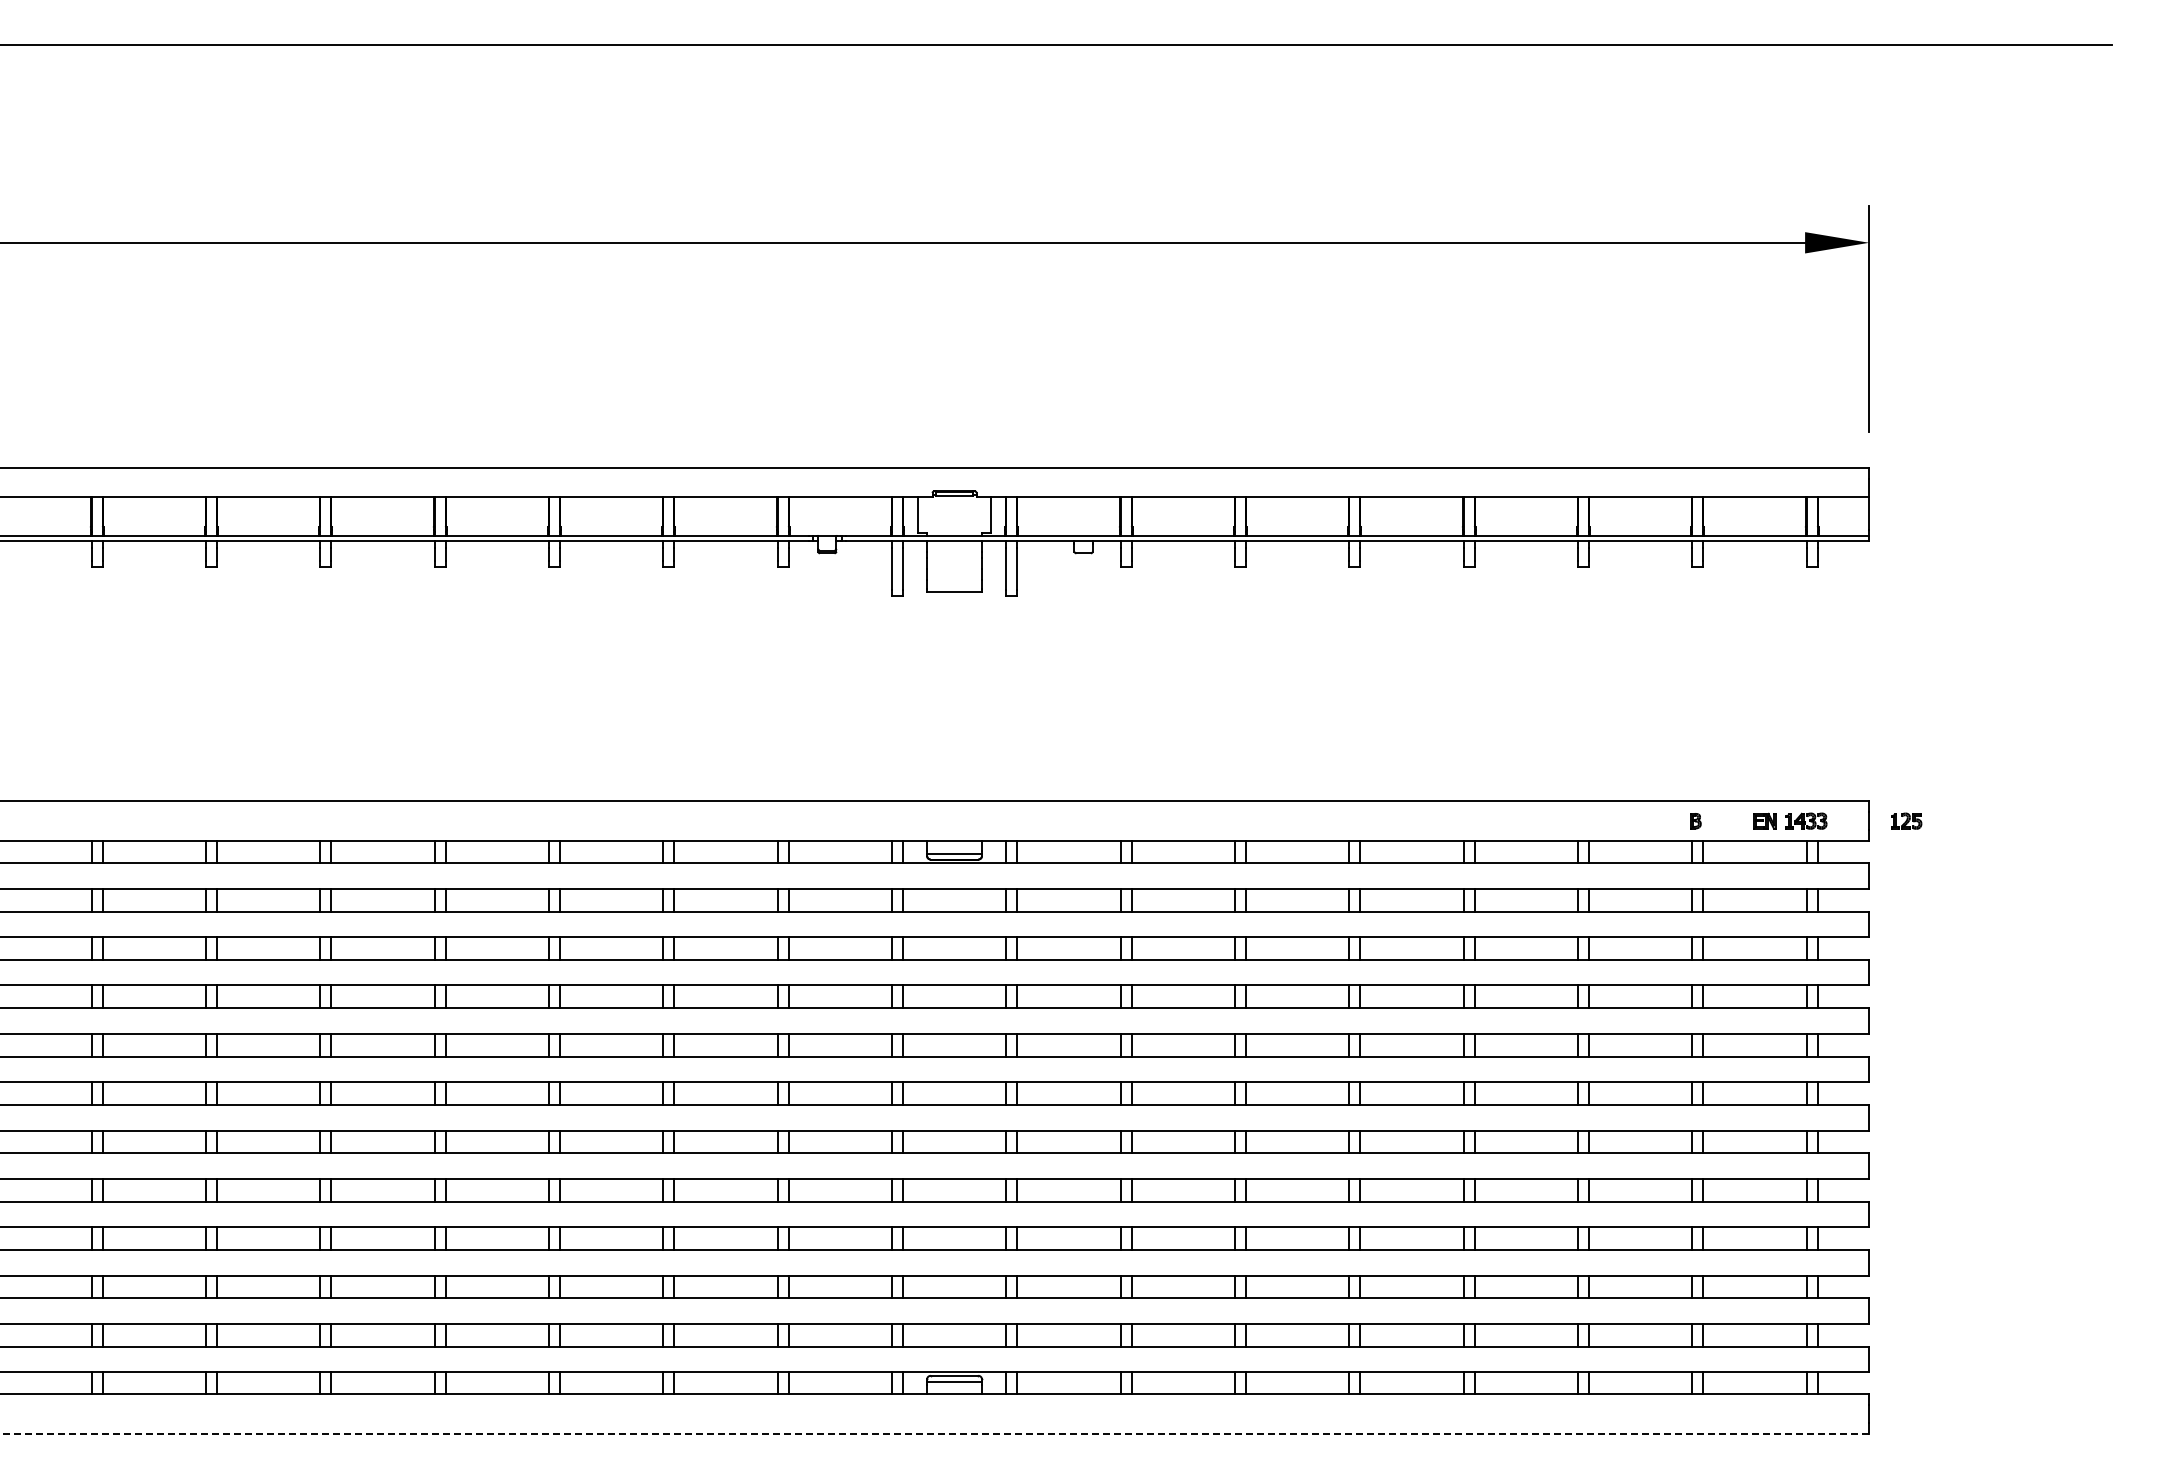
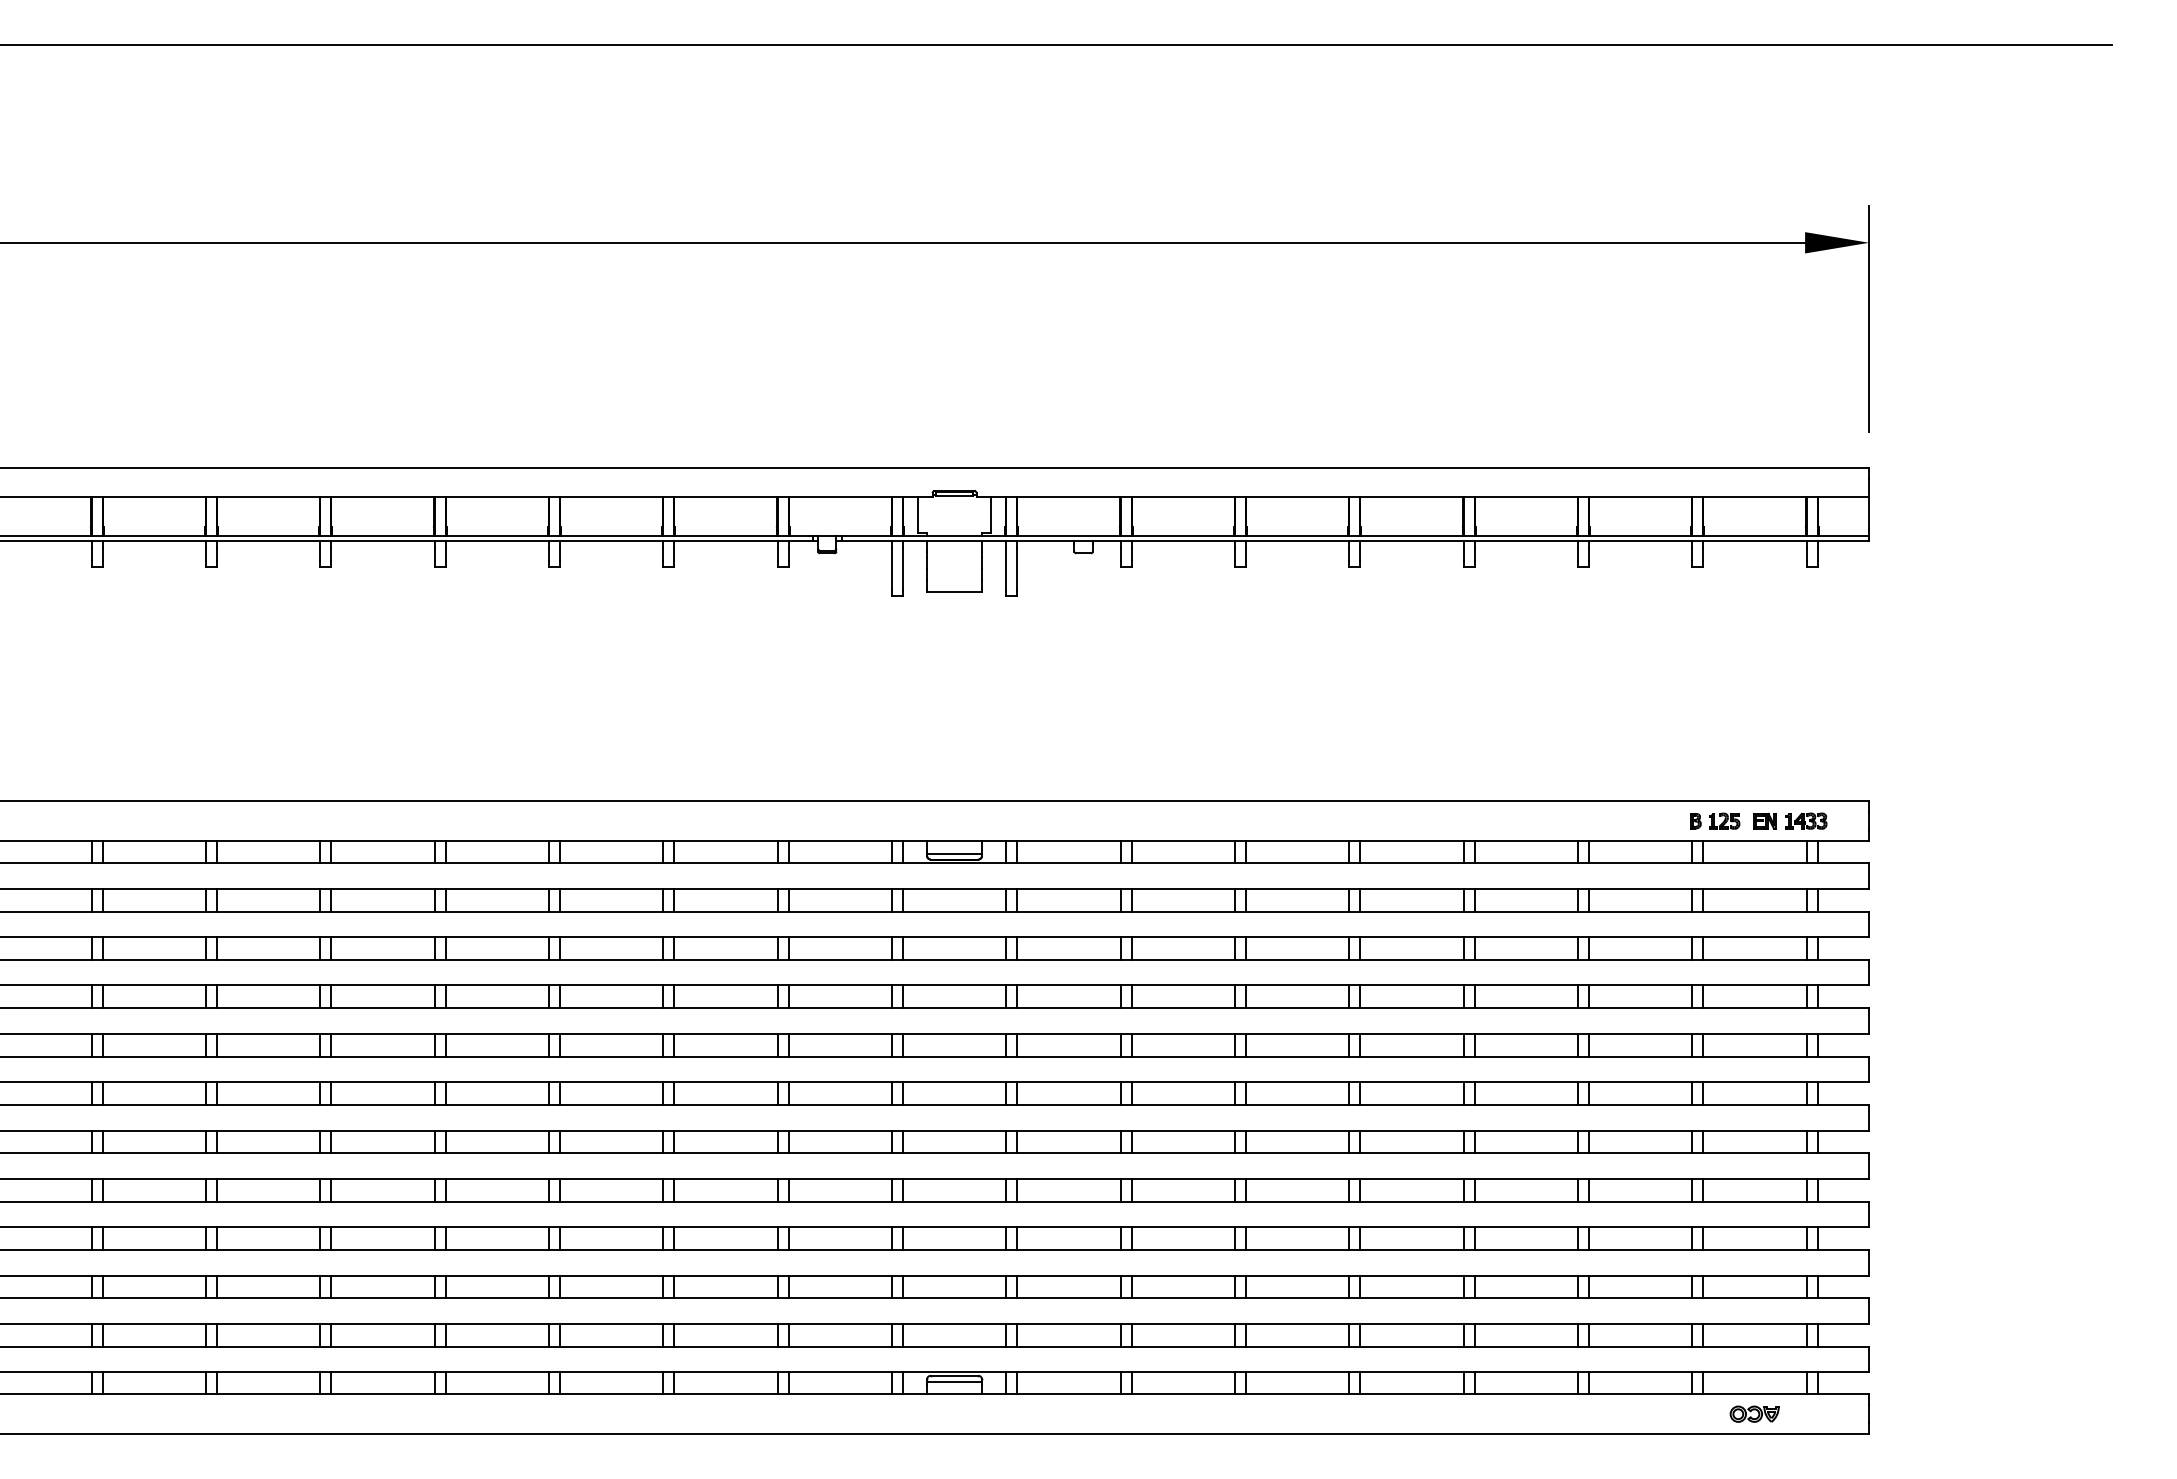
part position: (1906, 820) -> (1724, 820) (1724, 820)
part: none -> present (1754, 1413)
line: dashed -> solid (934, 1434)
